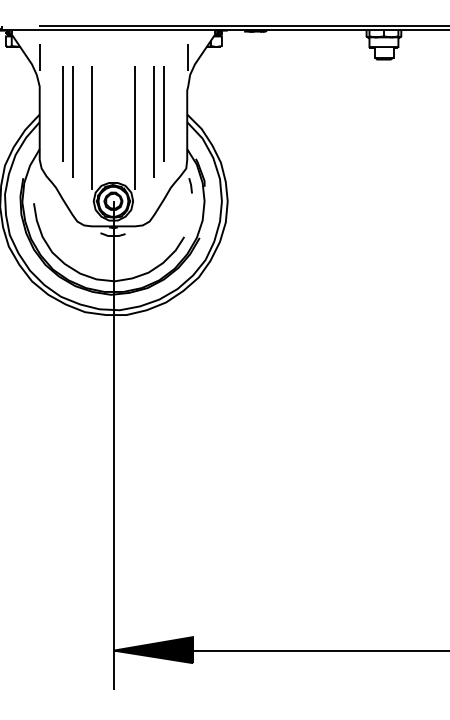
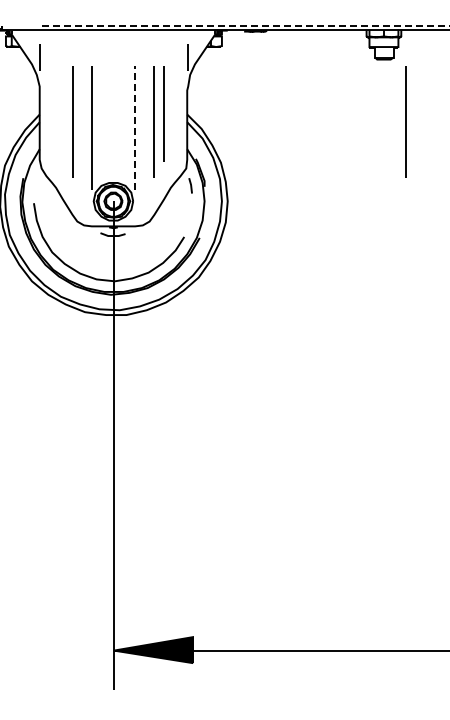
line: solid -> dashed (243, 25)
line: present -> none (62, 113)
line: none -> present (405, 121)
line: solid -> dashed (135, 128)
